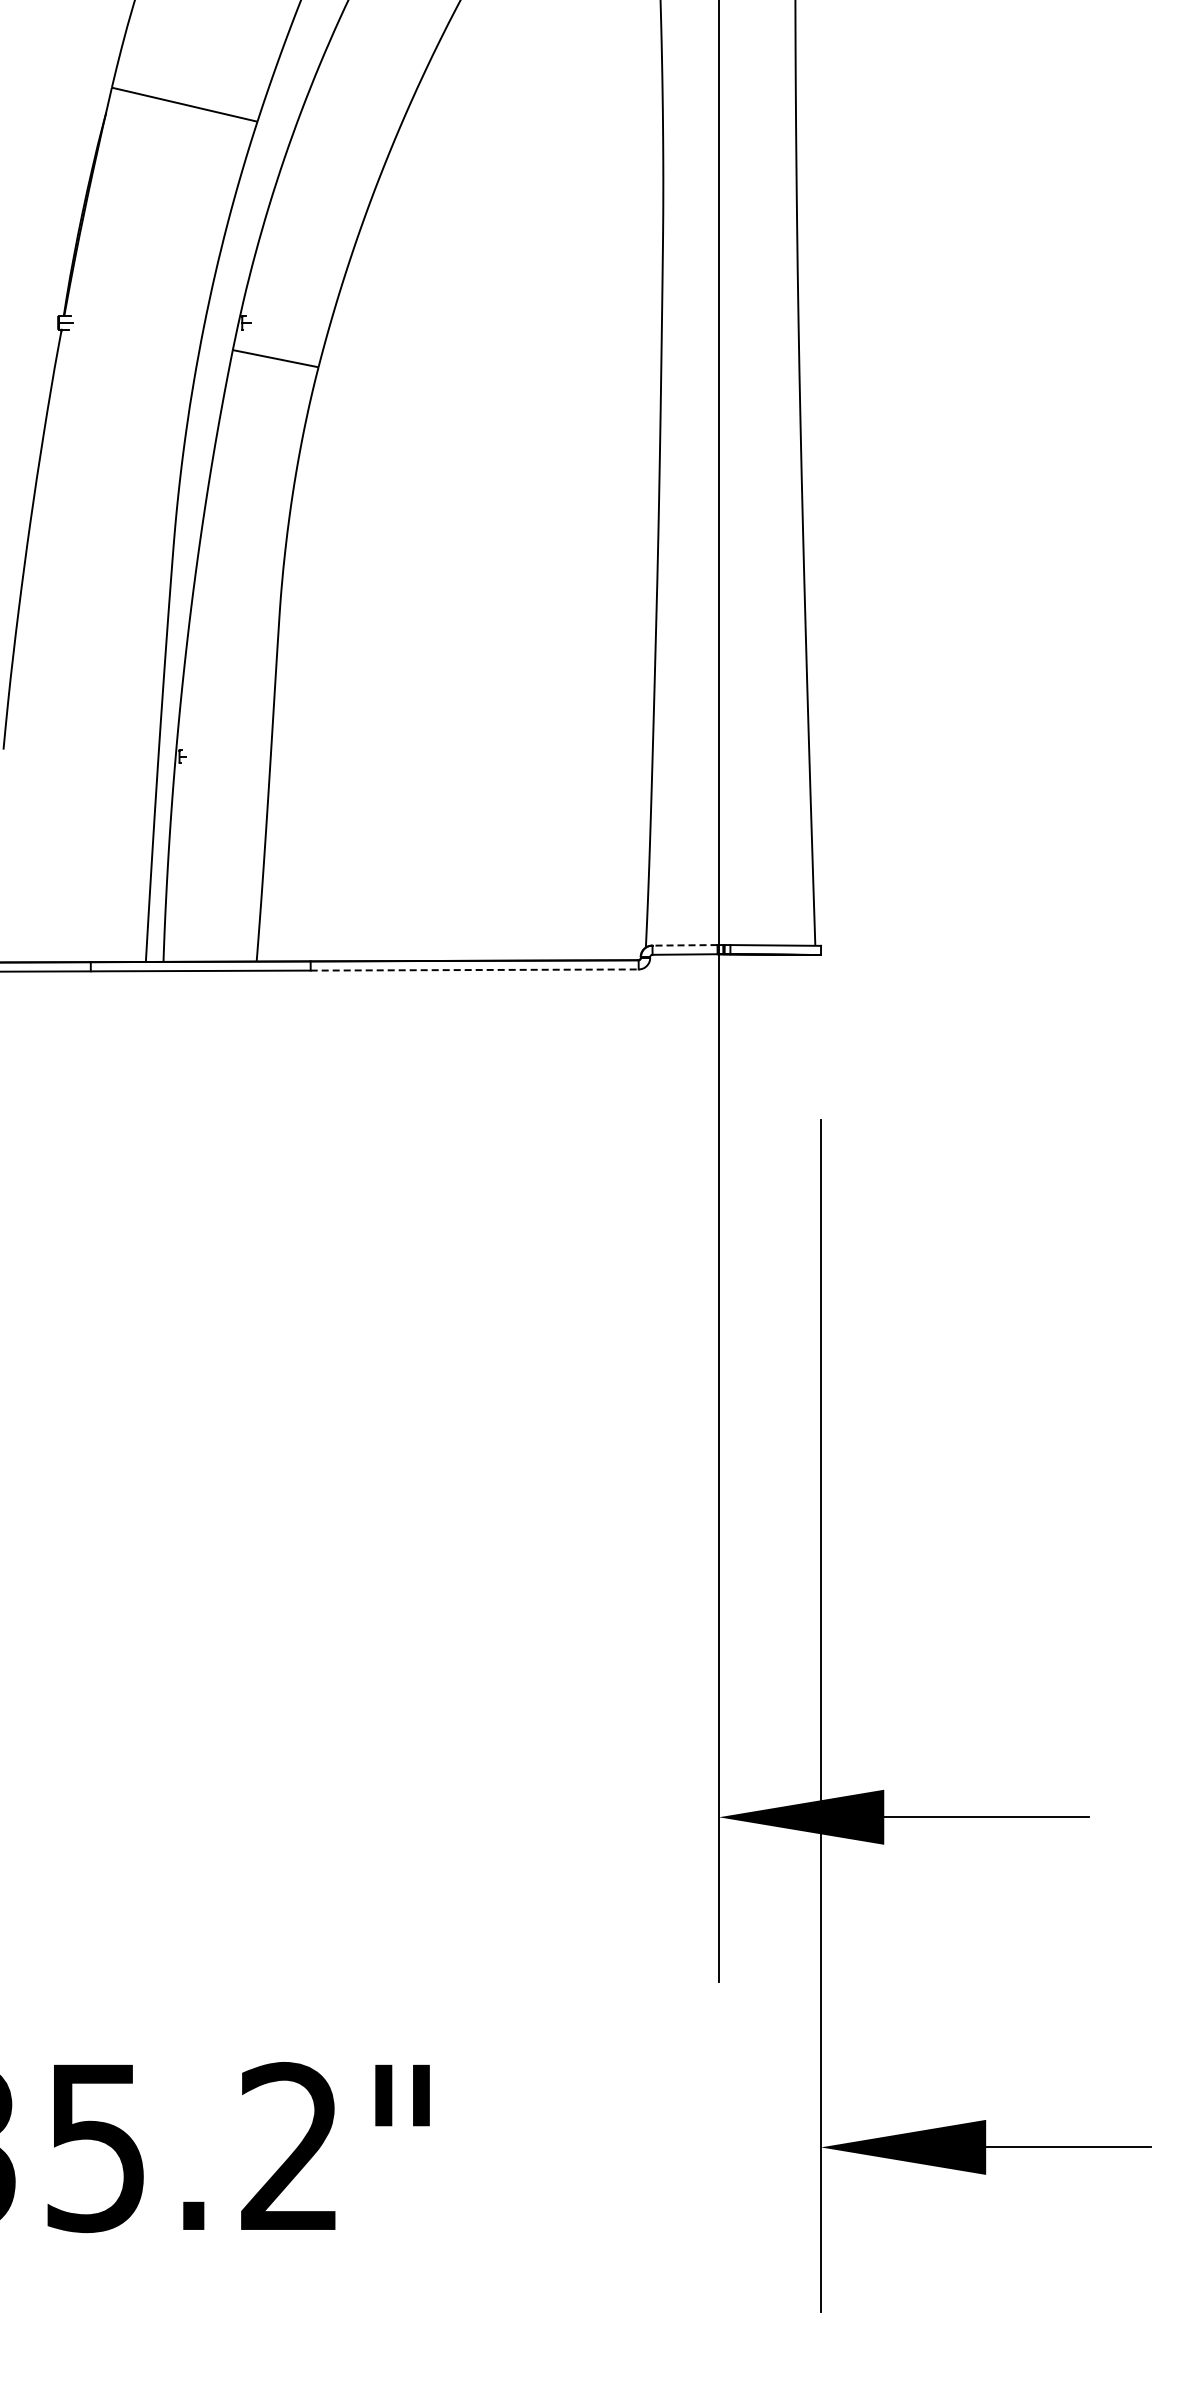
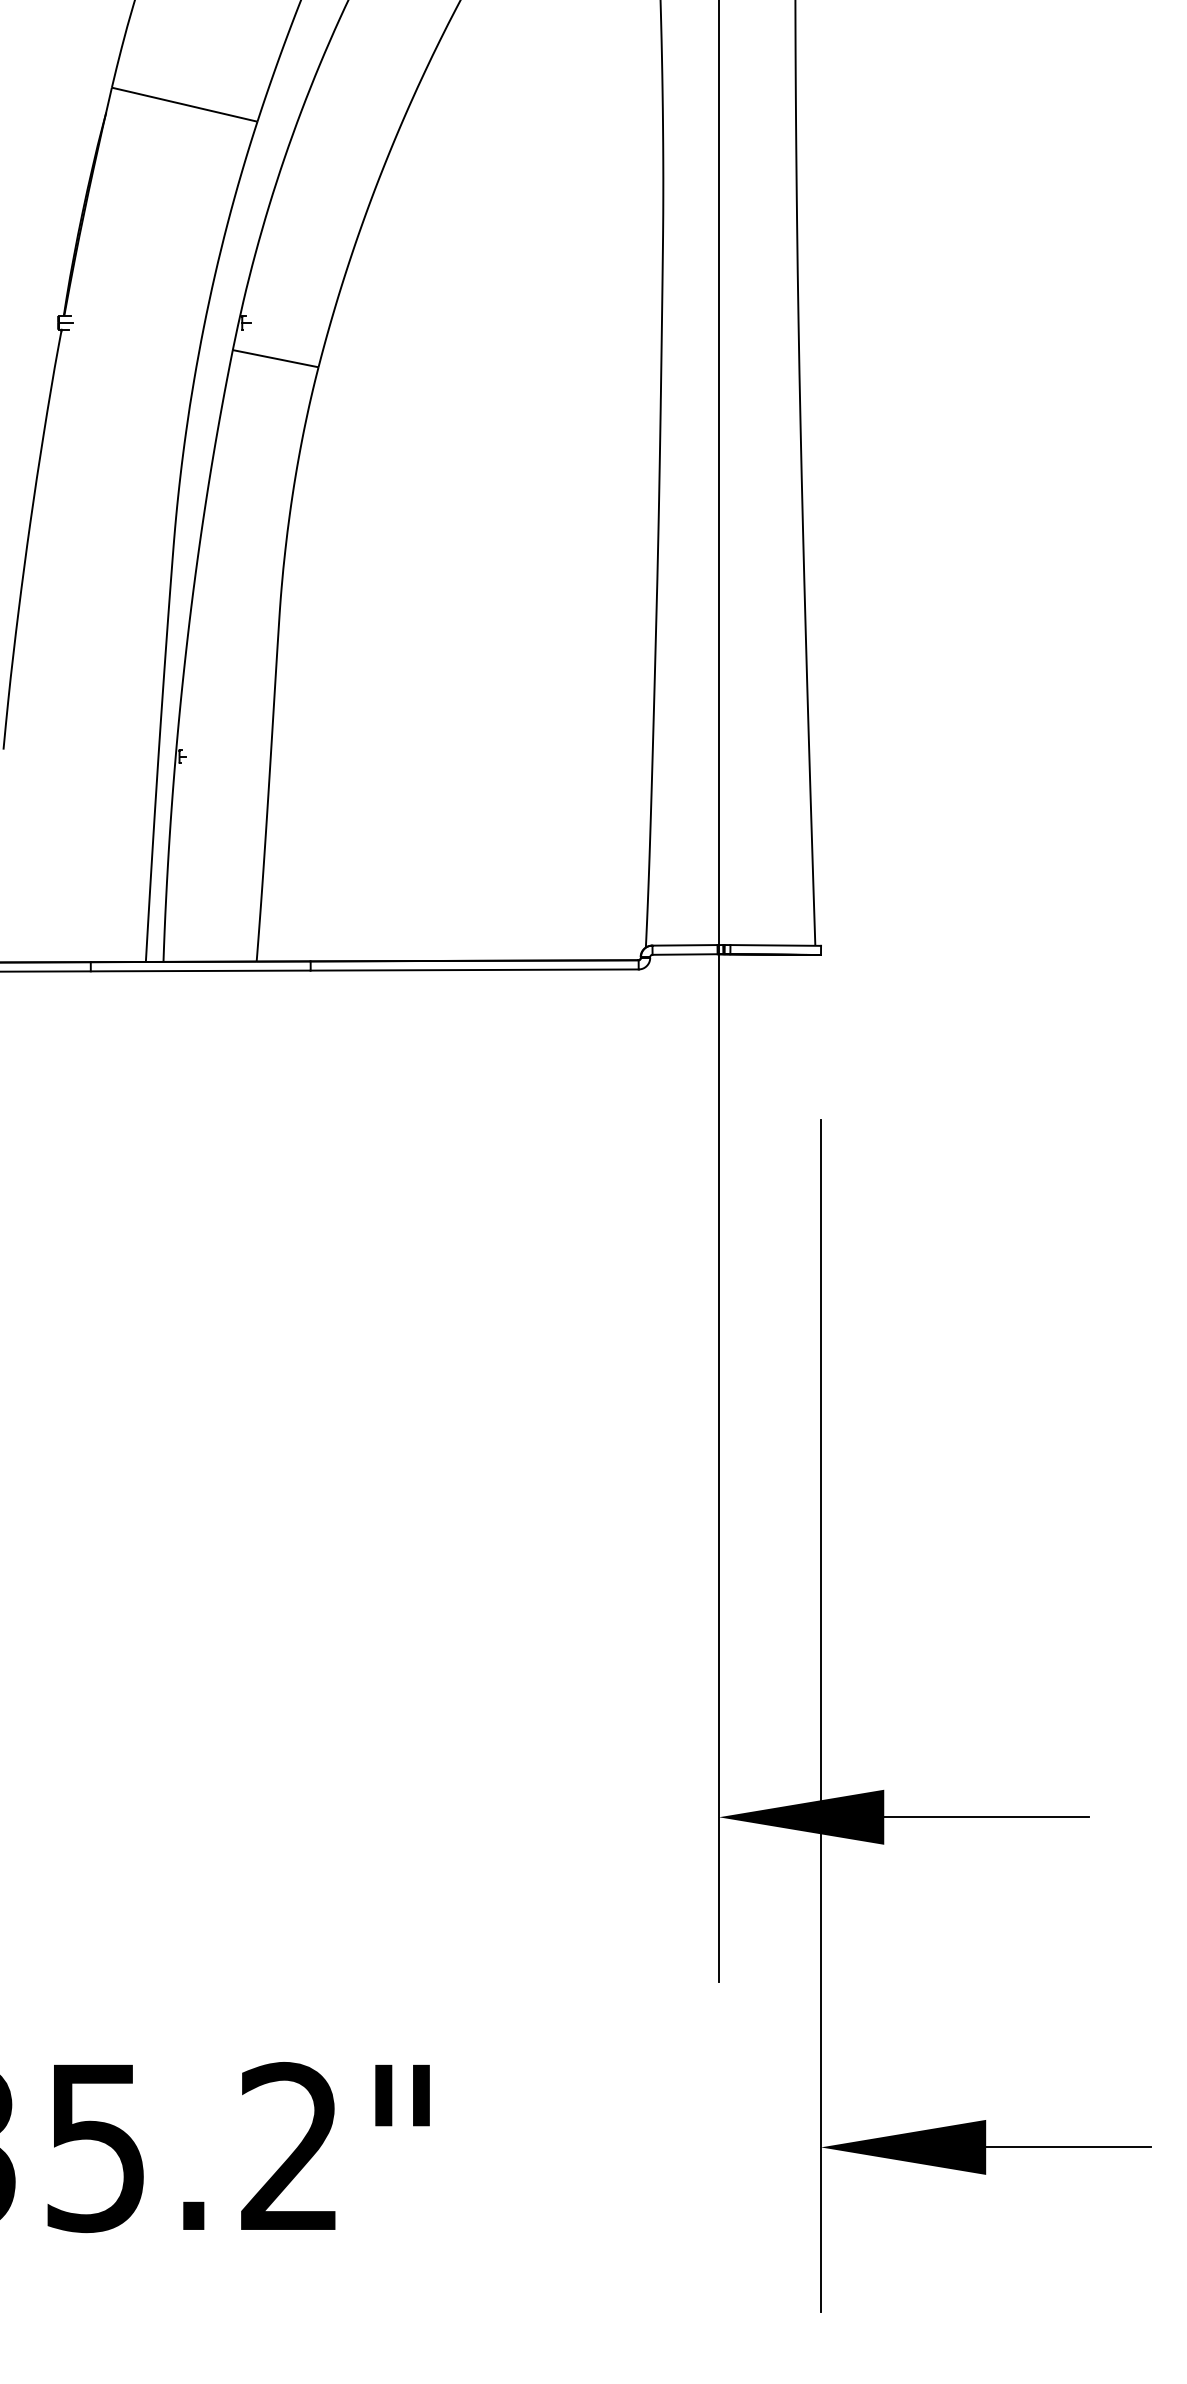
line: dashed -> solid (685, 945)
line: dashed -> solid (474, 970)
